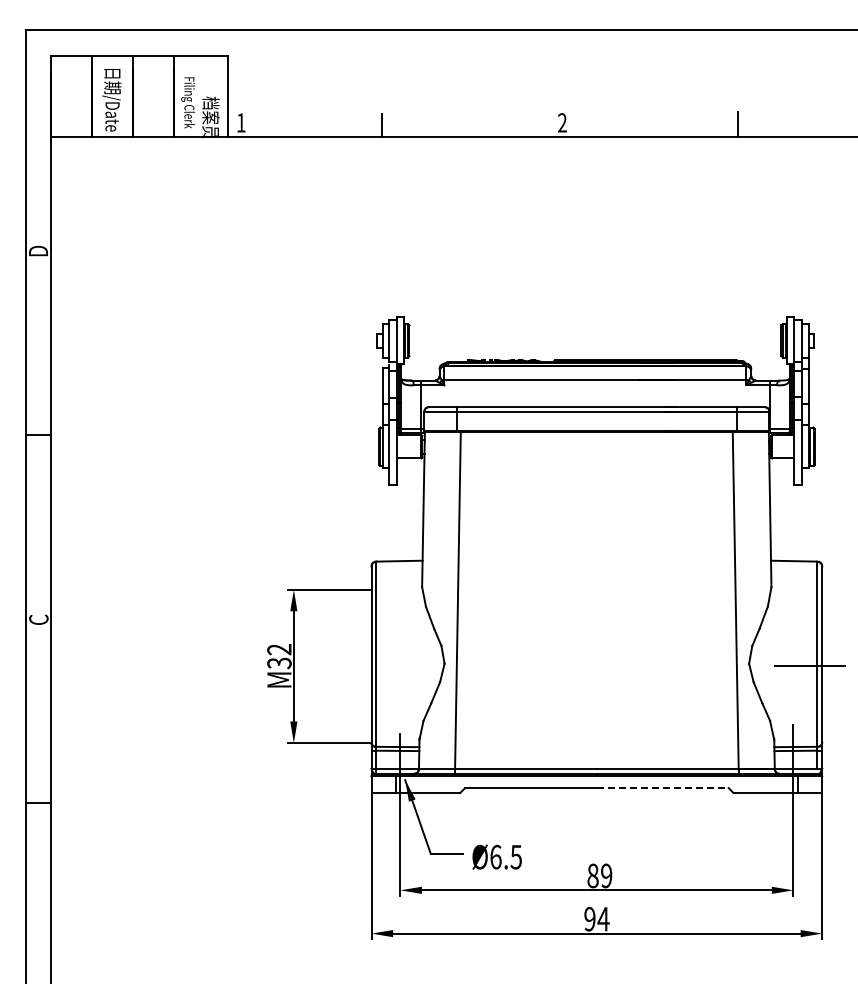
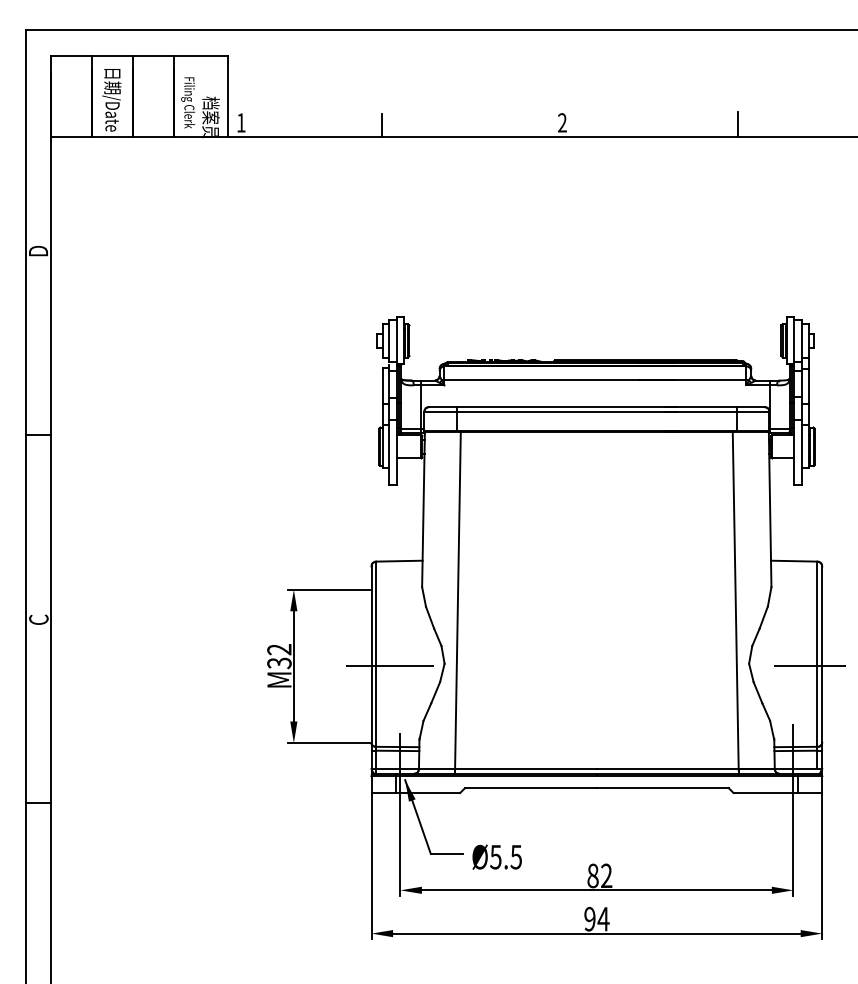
line: none -> present (390, 666)
line: dashed -> solid (662, 788)
text: Ø6.5 -> Ø5.5 (495, 856)
text: 89 -> 82 (606, 876)
